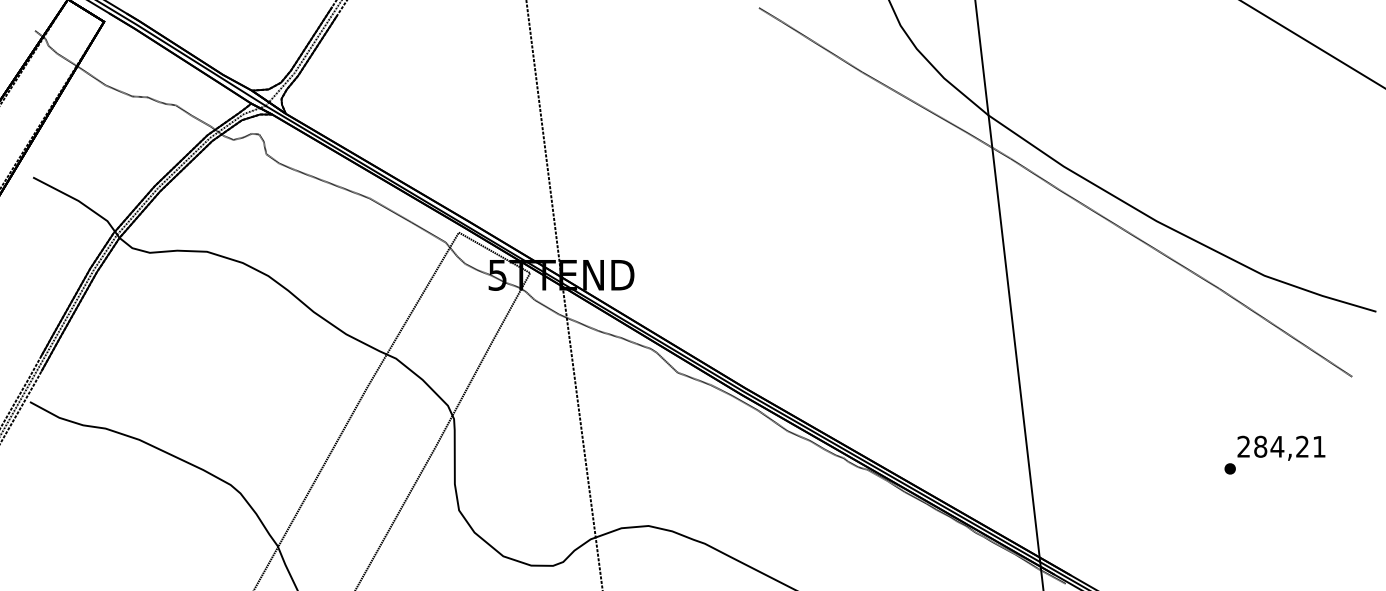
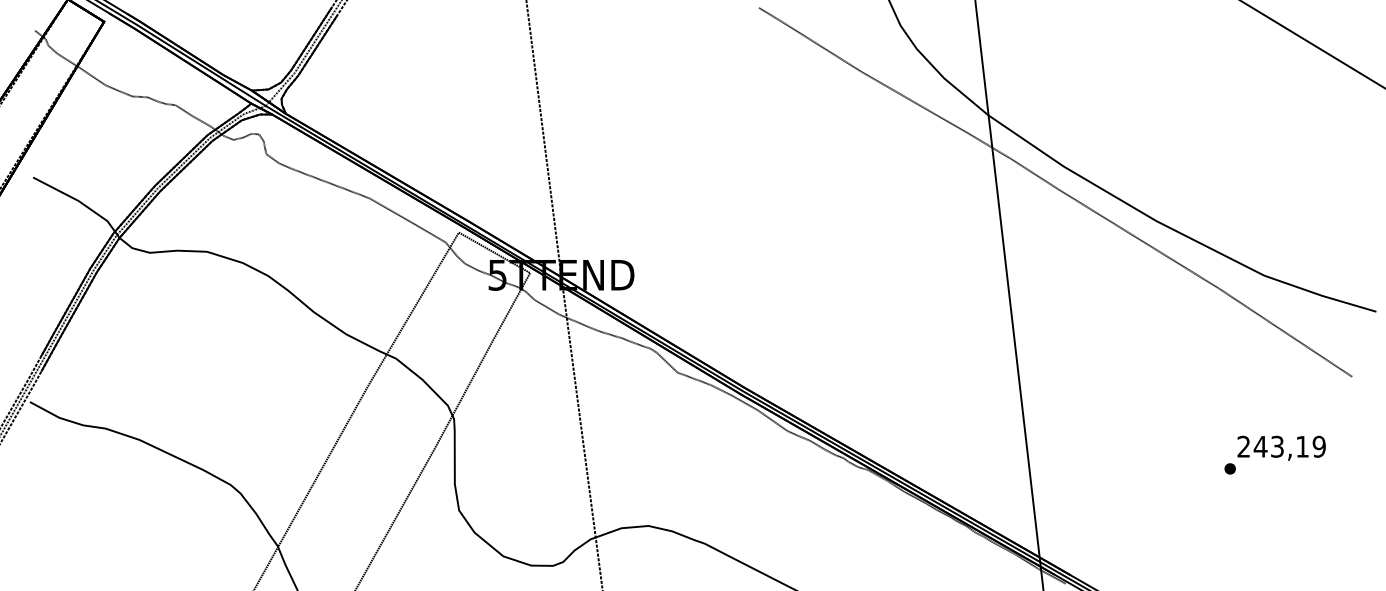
text: 284,21 -> 243,19 (1289, 446)
